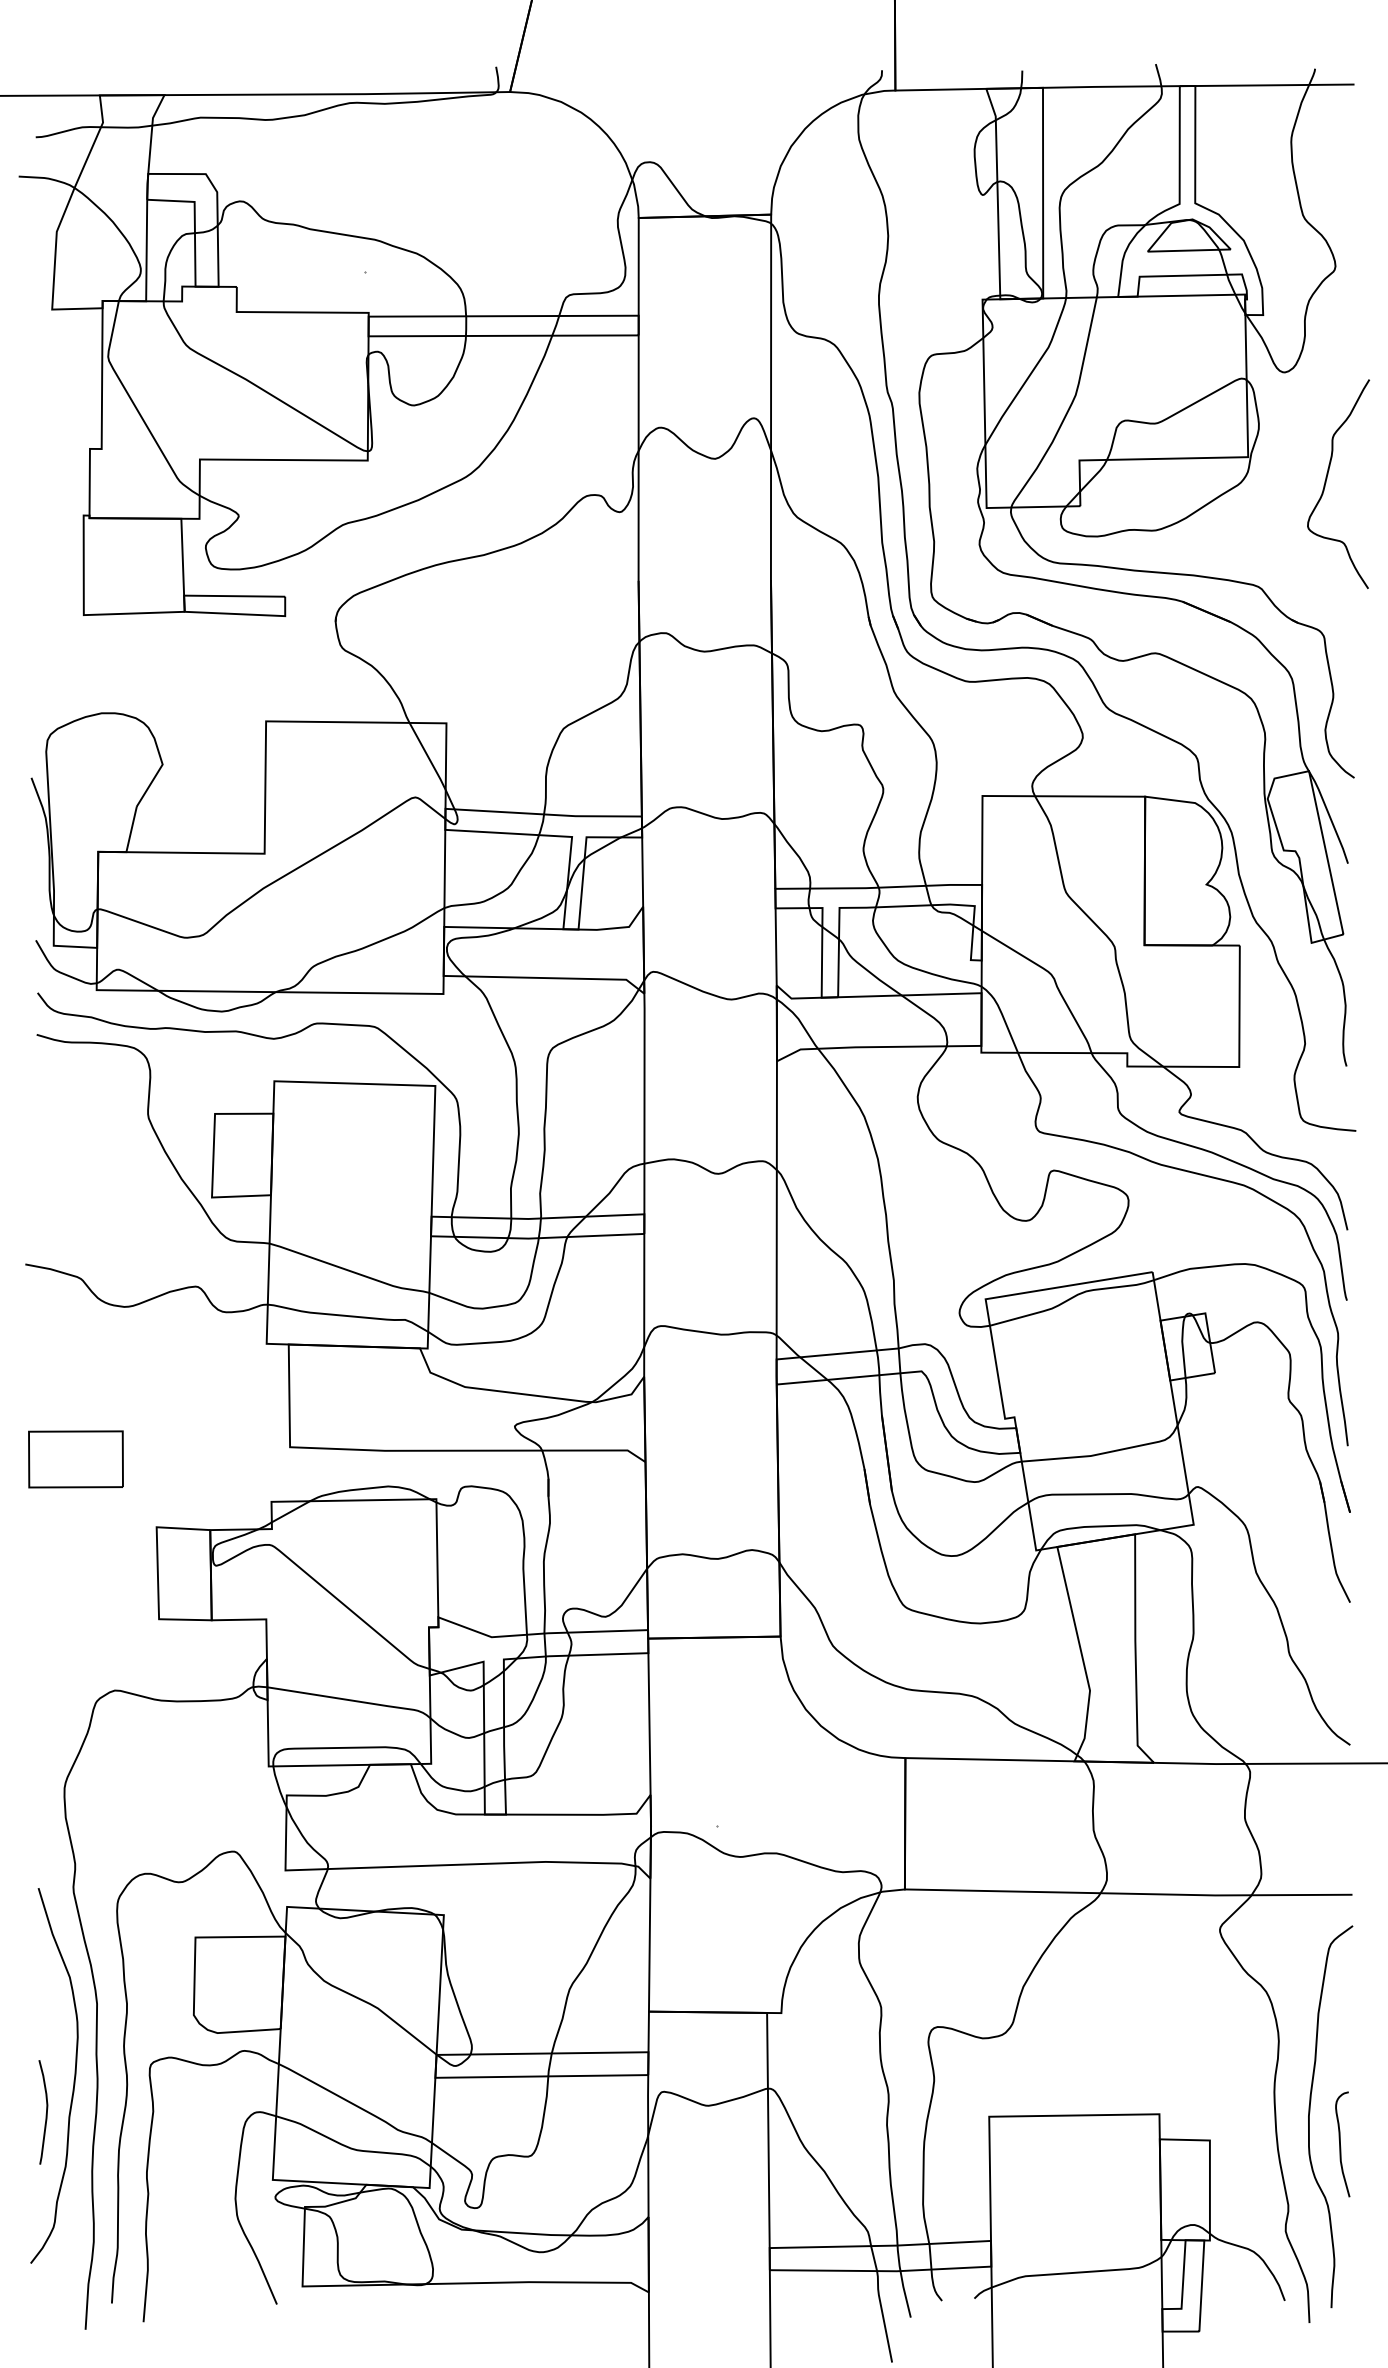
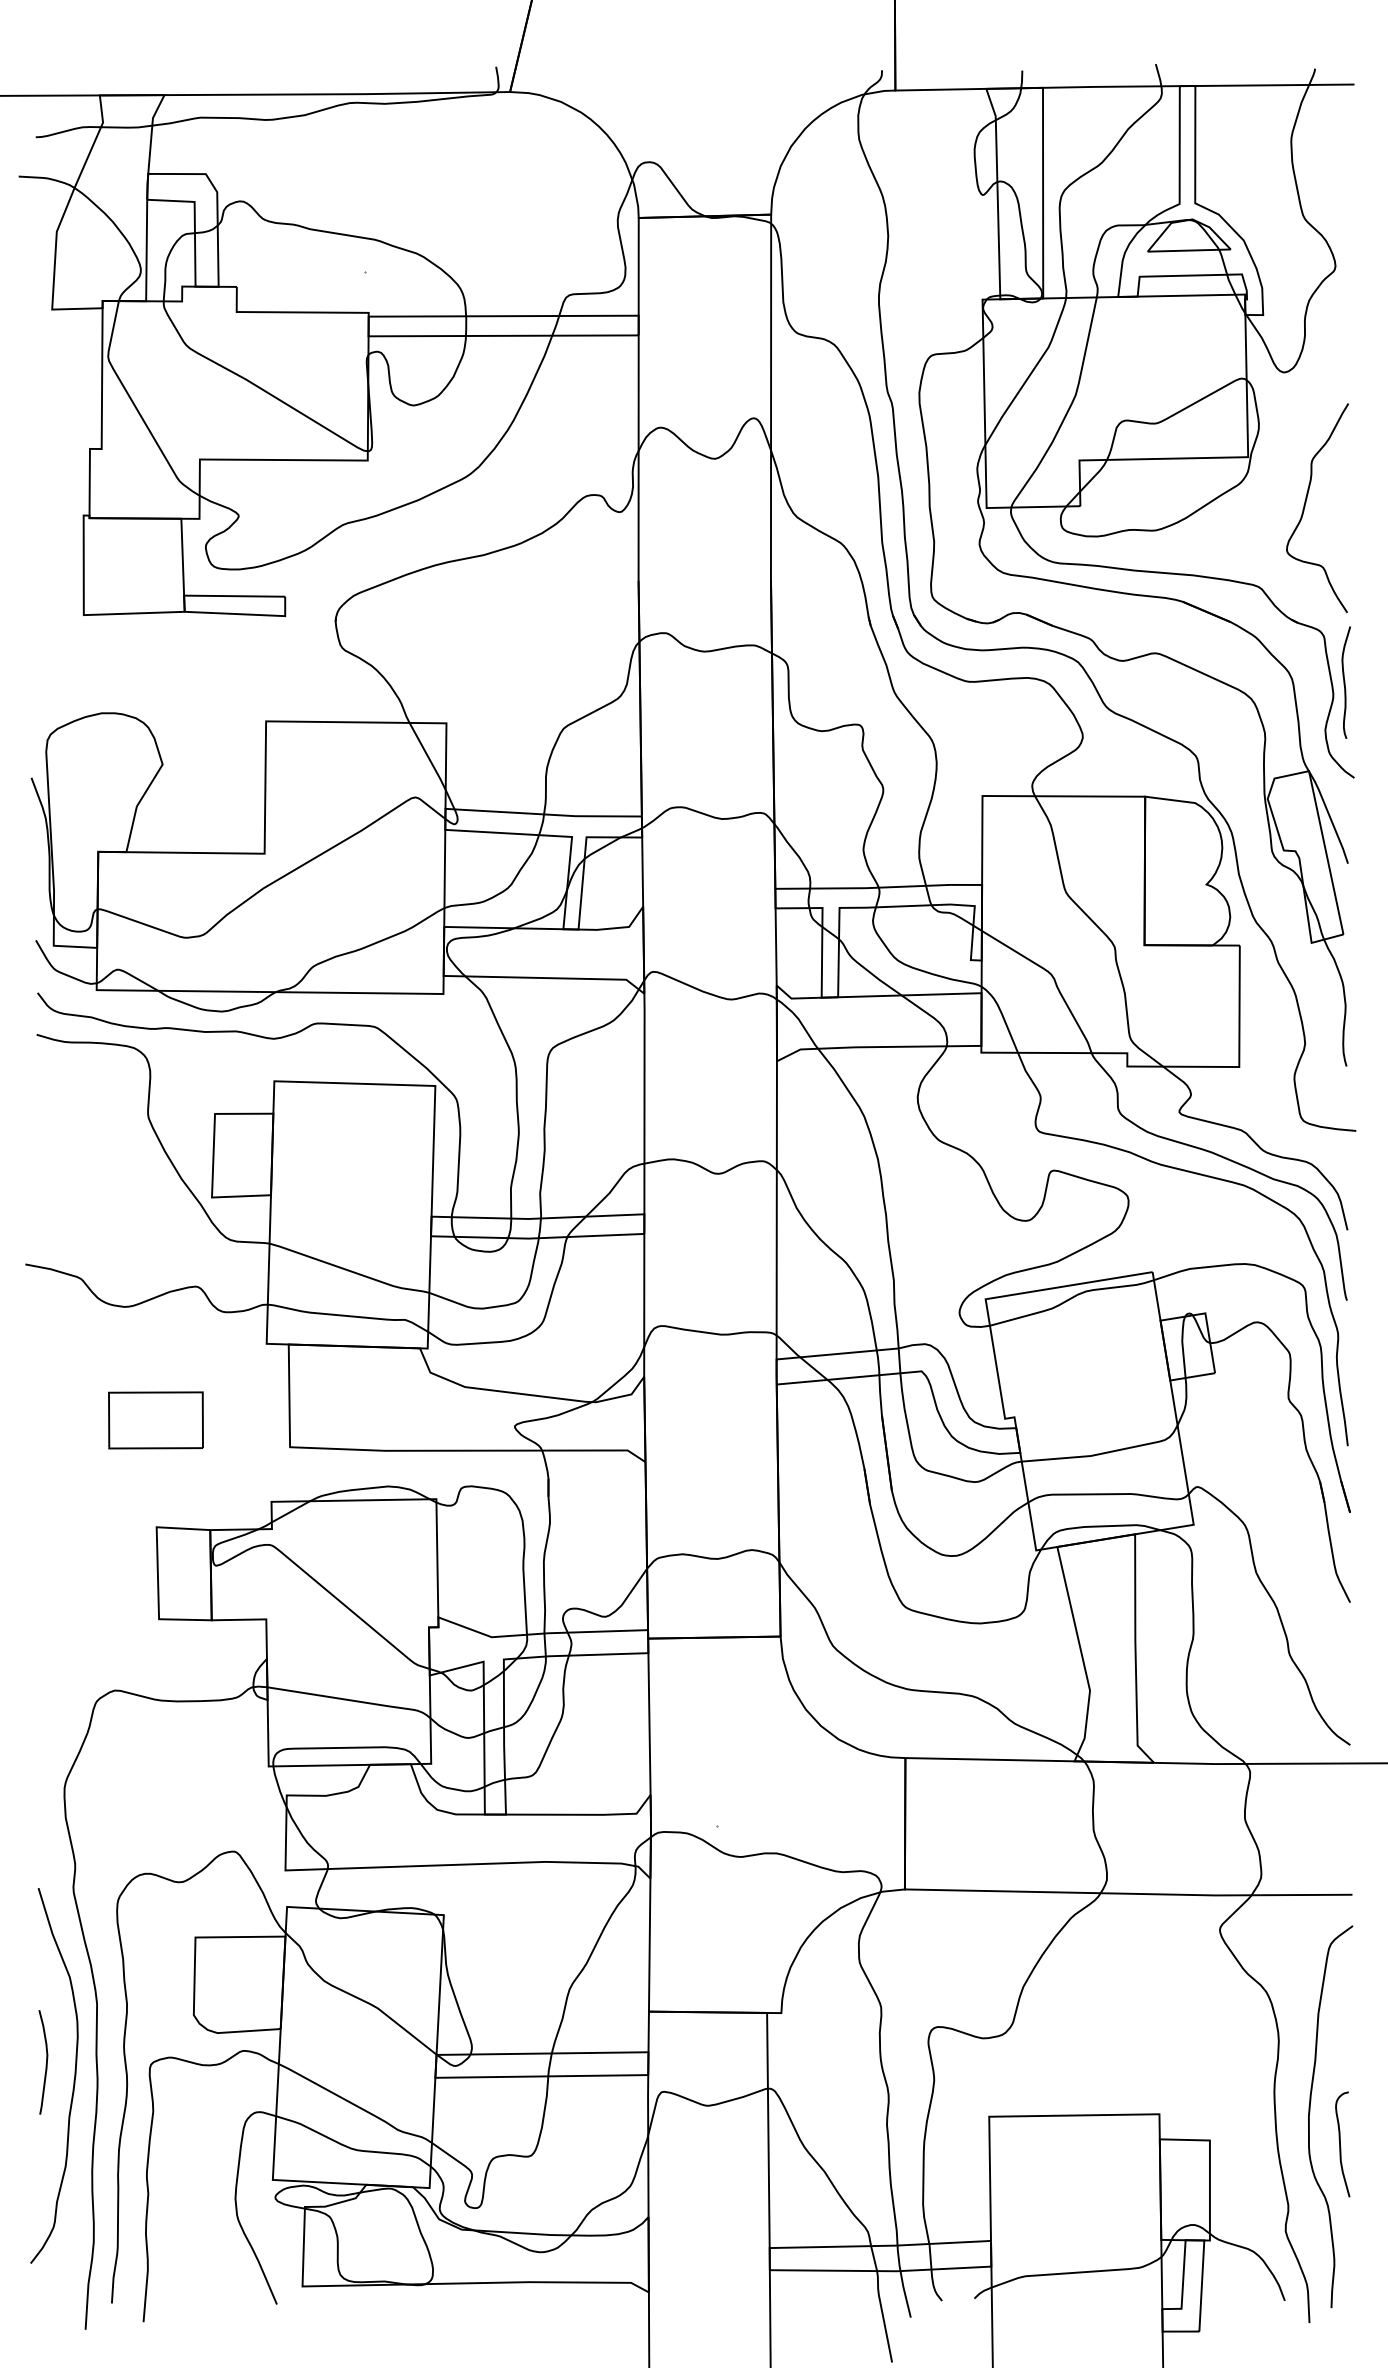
curve position: (1327, 479) -> (1306, 503) (1306, 503)
curve: none -> present (1345, 682)
part position: (75, 1459) -> (155, 1420) (155, 1420)
curve position: (45, 2114) -> (45, 2064) (45, 2064)
